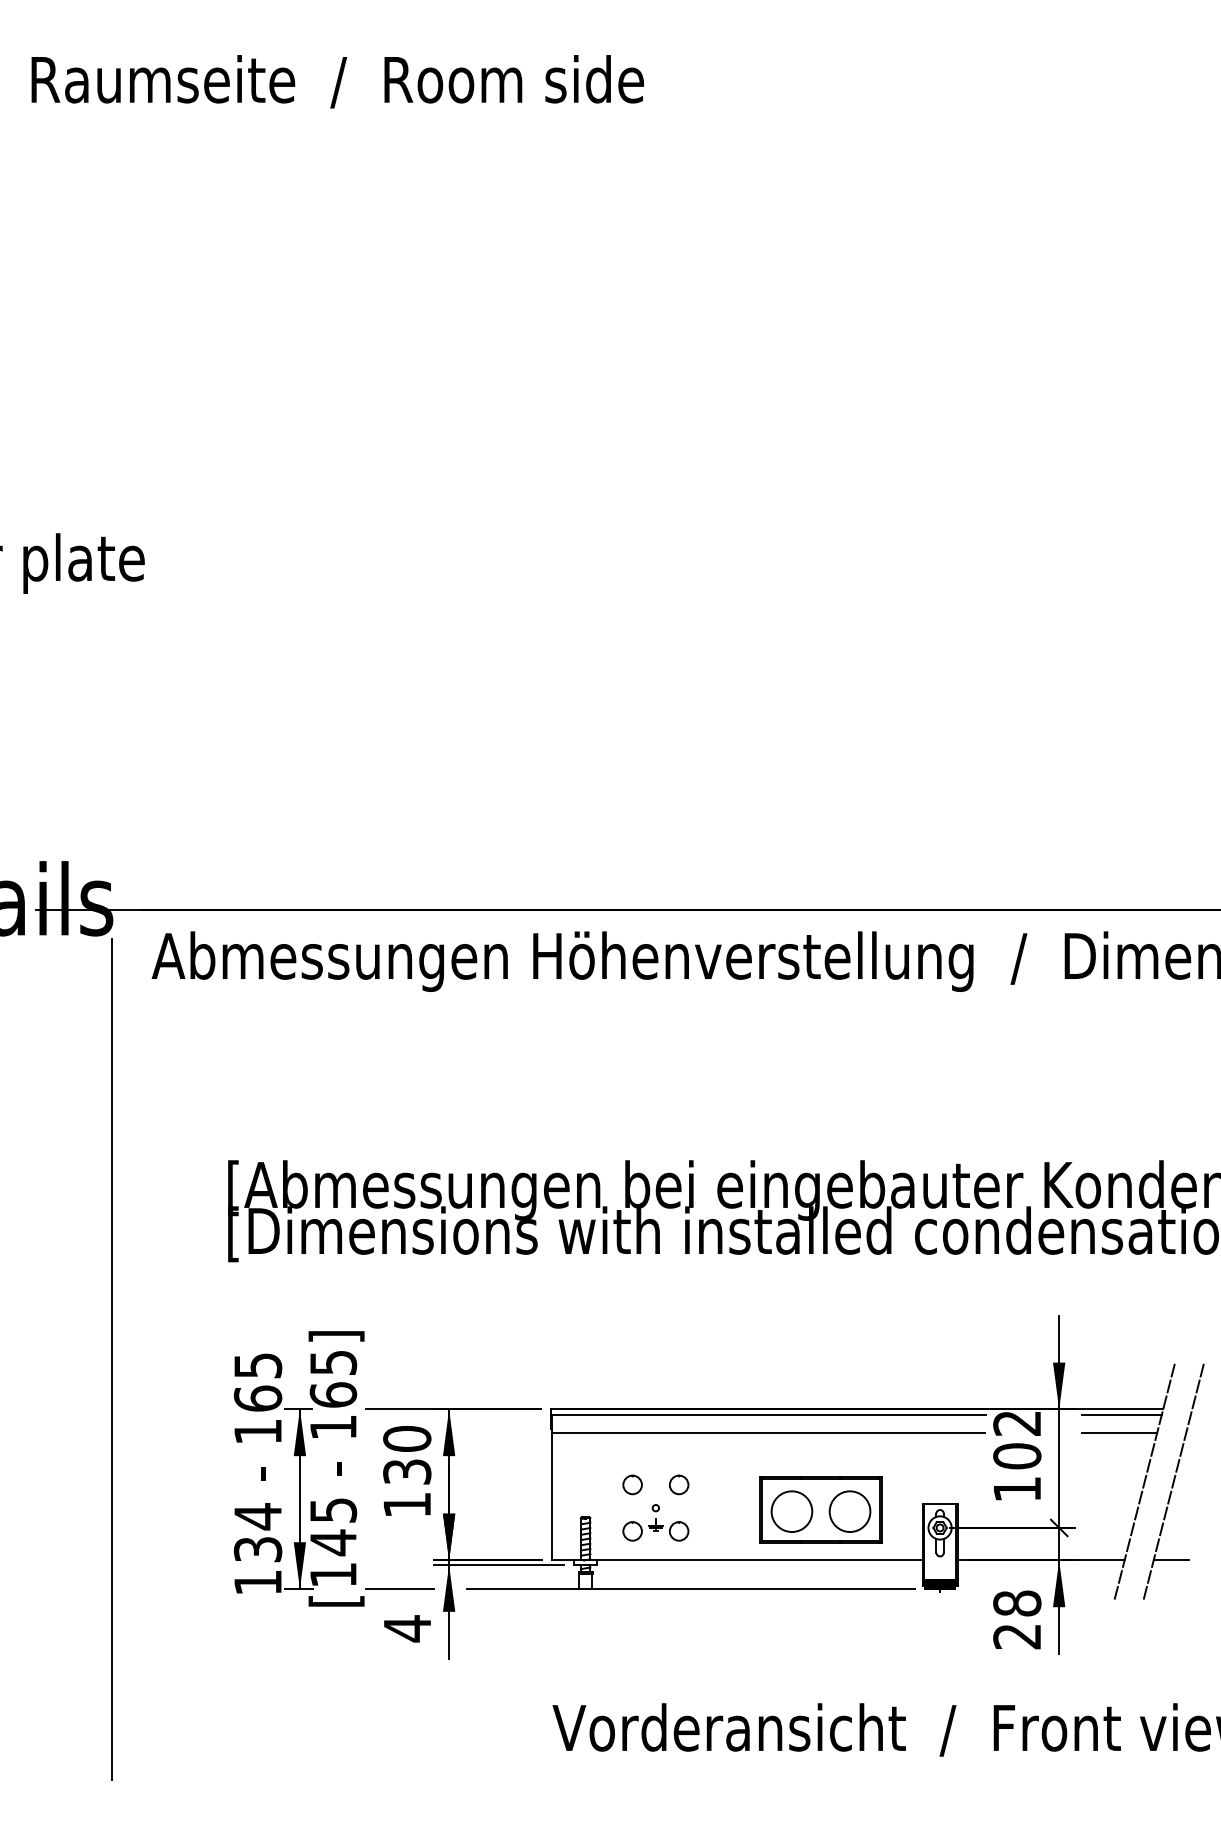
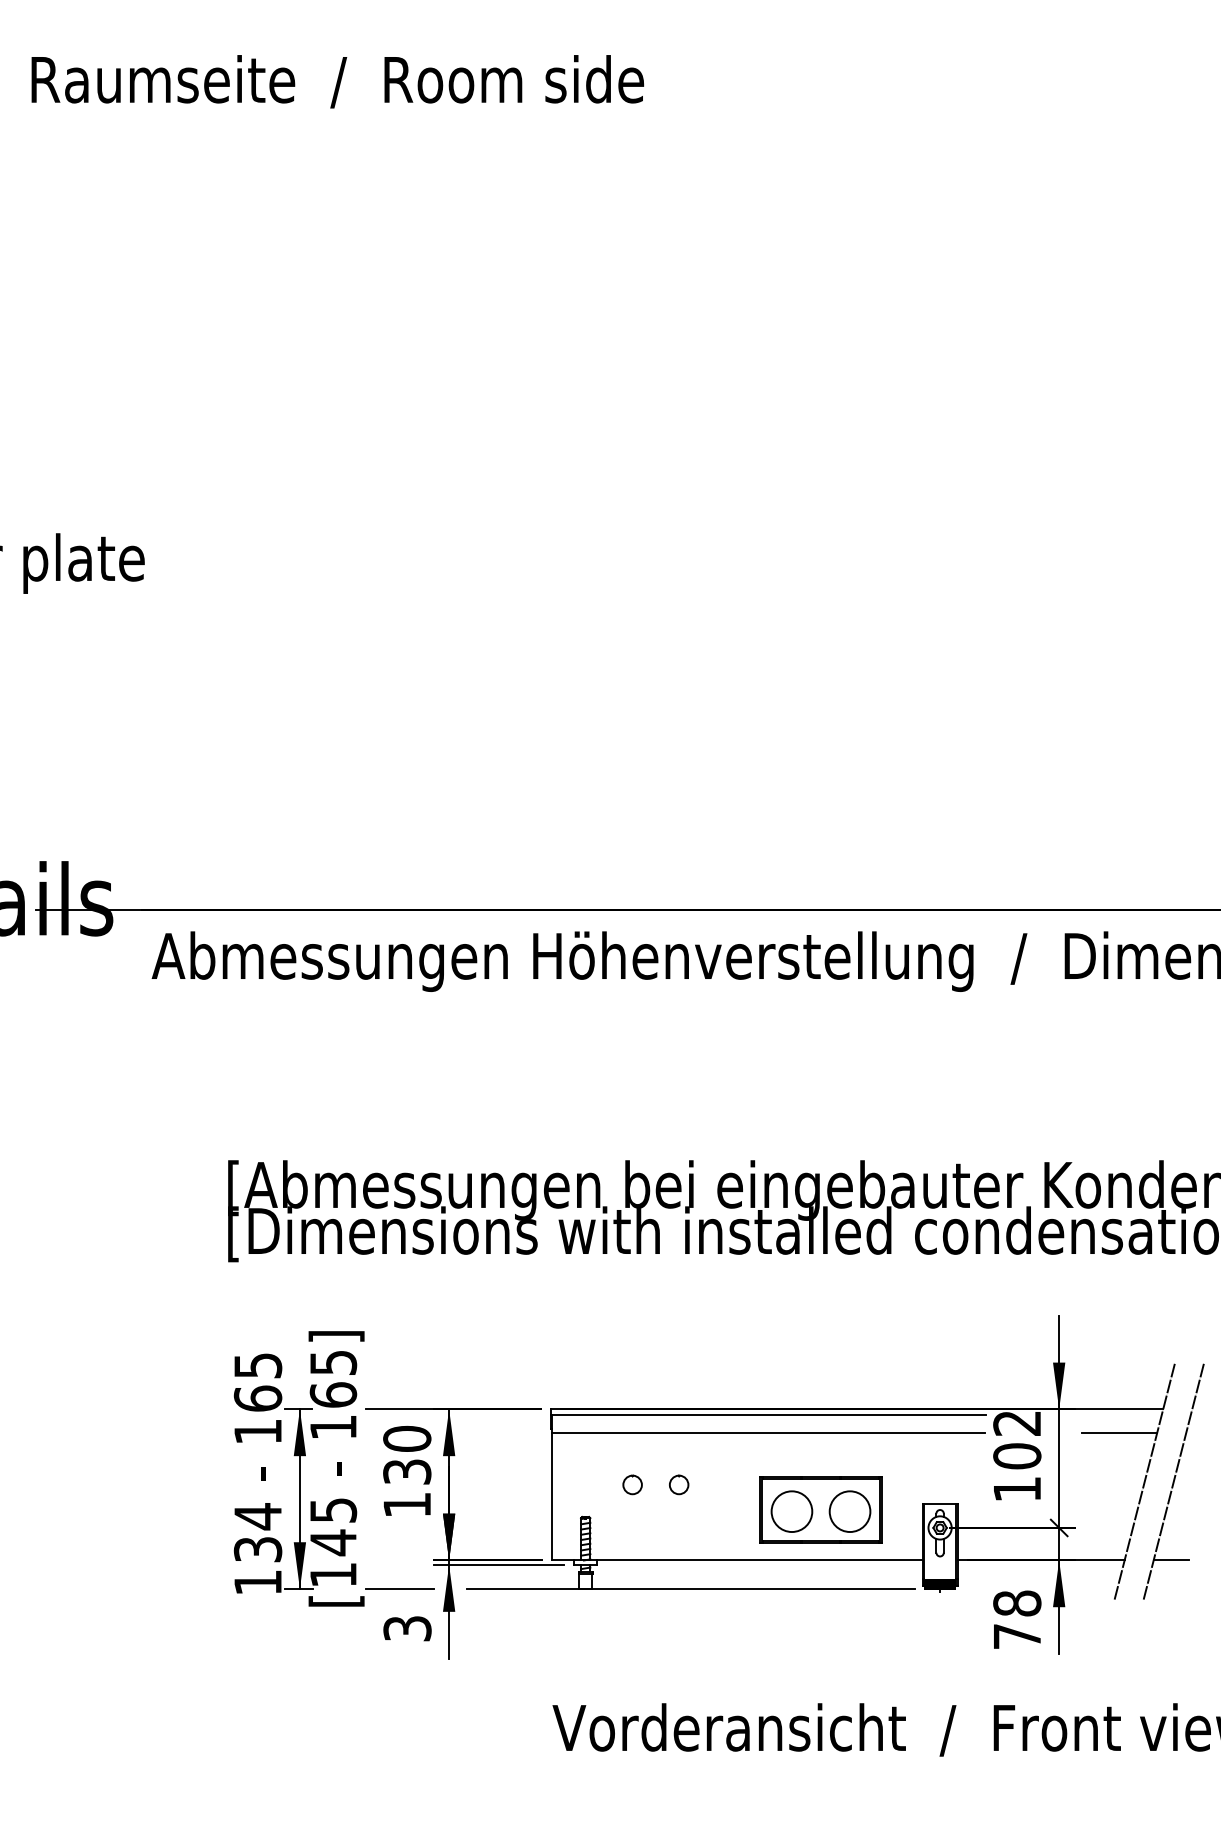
line: present -> none (111, 1359)
line: present -> none (1121, 1415)
part: present -> none (655, 1522)
text: 4 -> 3 (407, 1628)
text: 28 -> 78 (1016, 1636)
